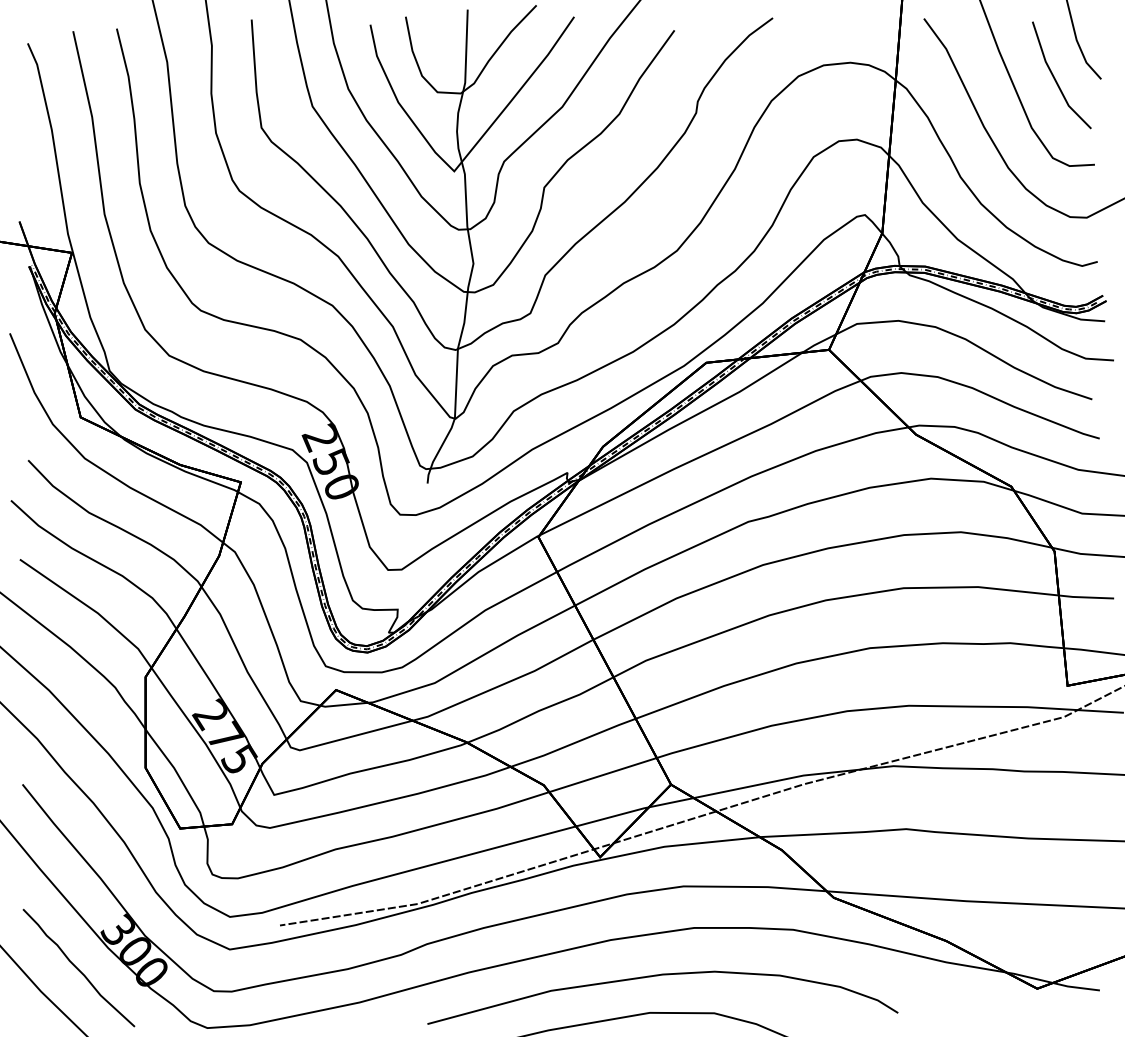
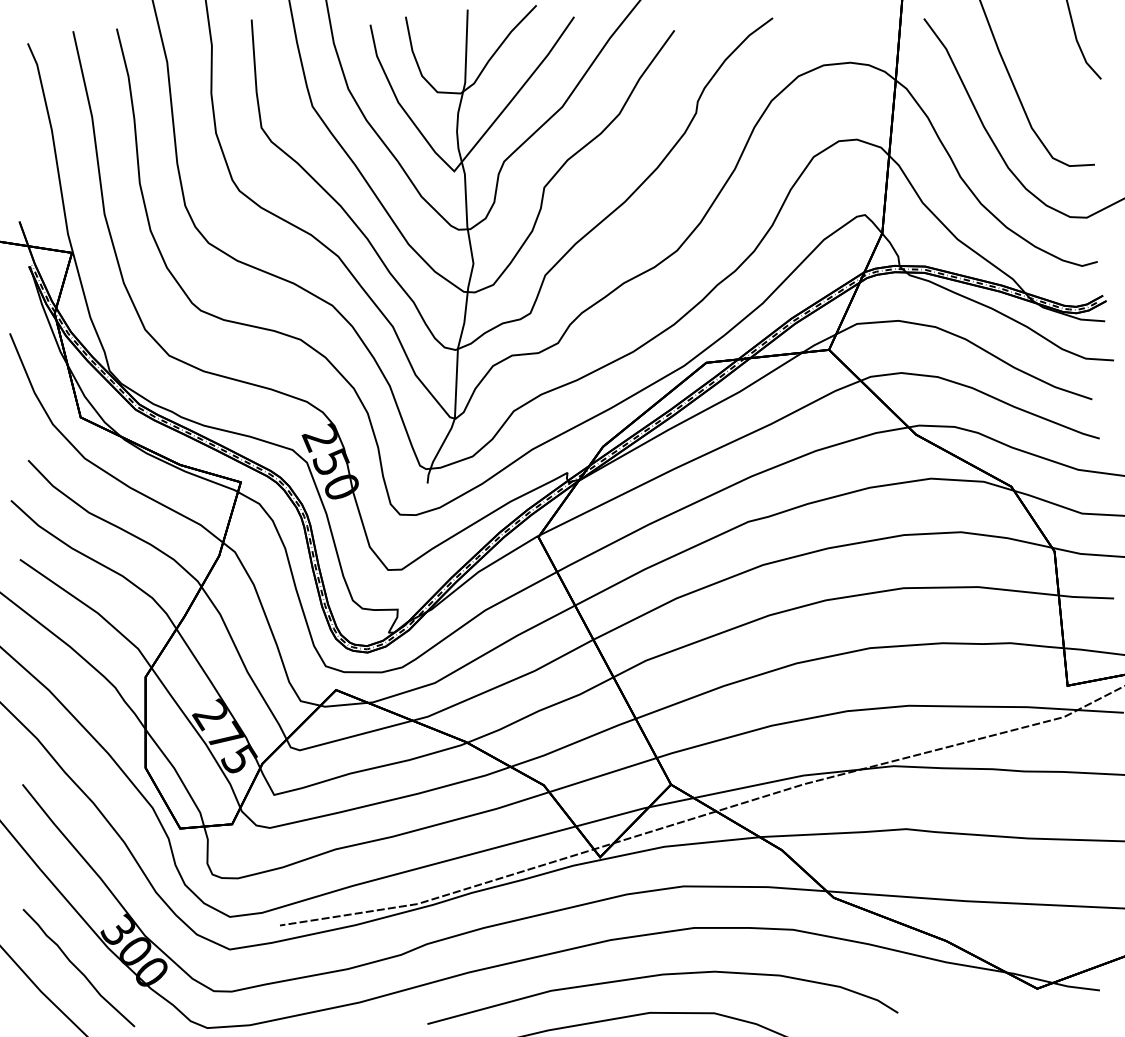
line: present -> none (1056, 79)
